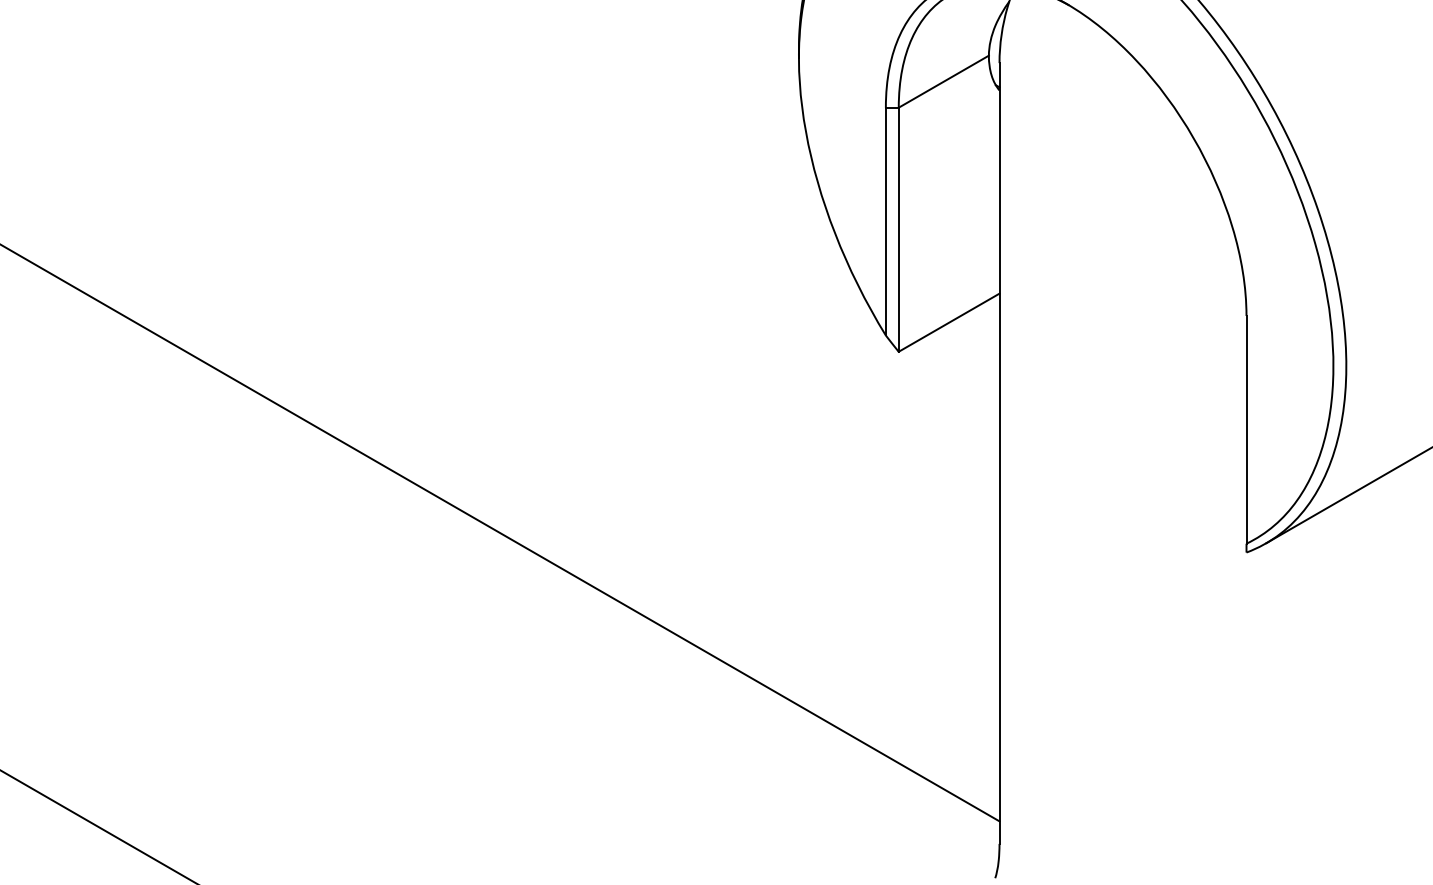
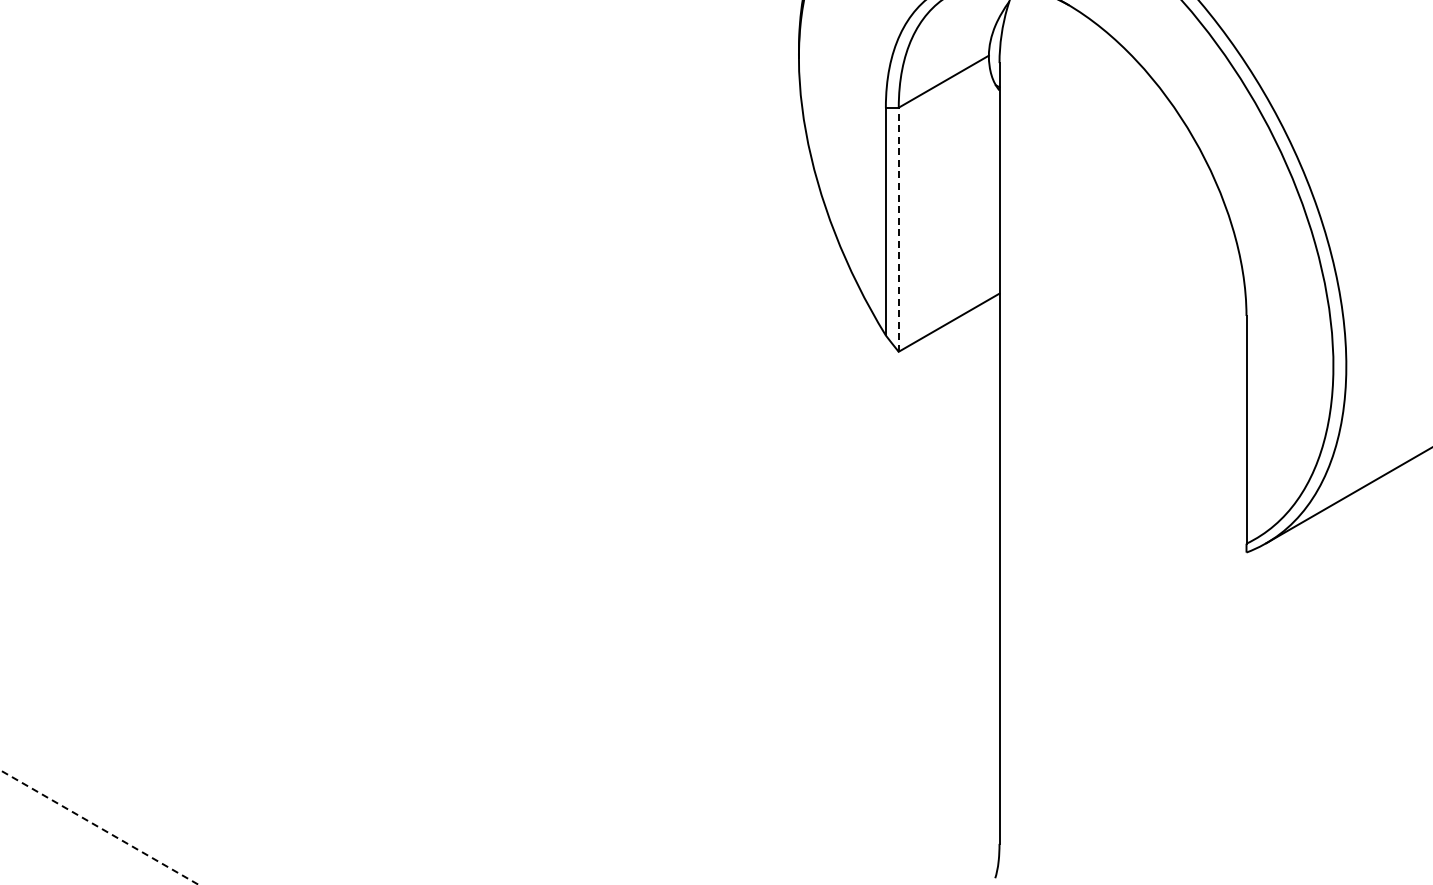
line: solid -> dashed (898, 229)
line: present -> none (500, 533)
line: solid -> dashed (99, 827)
